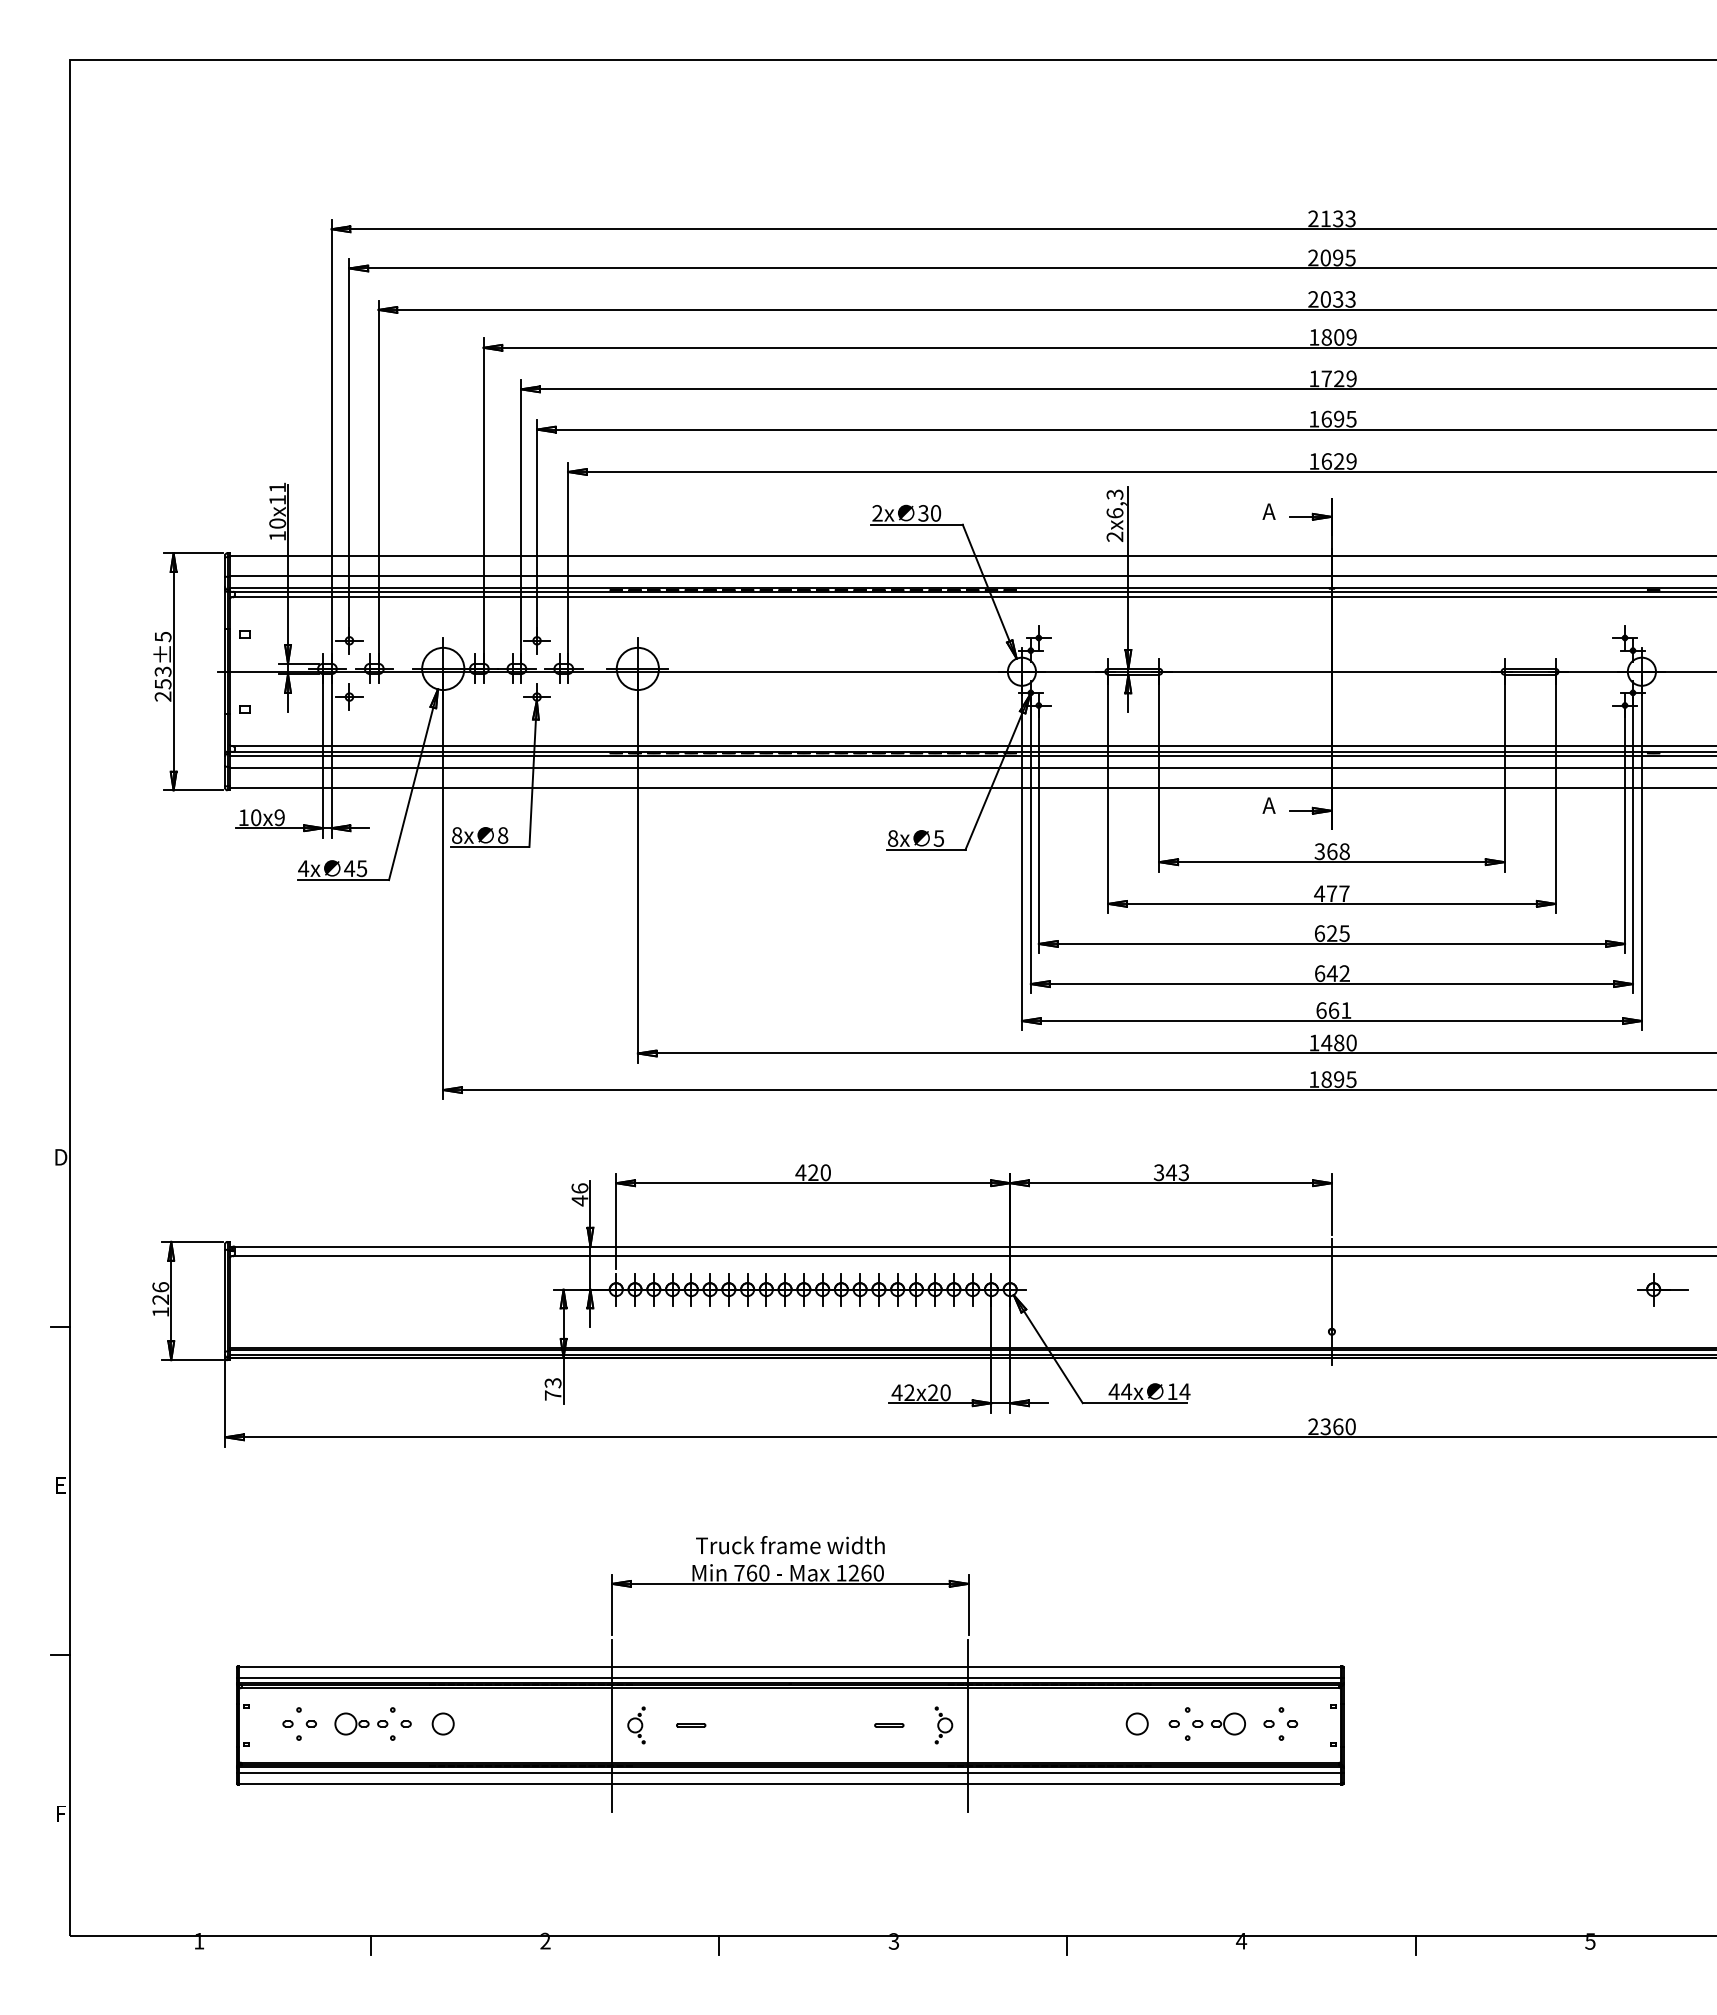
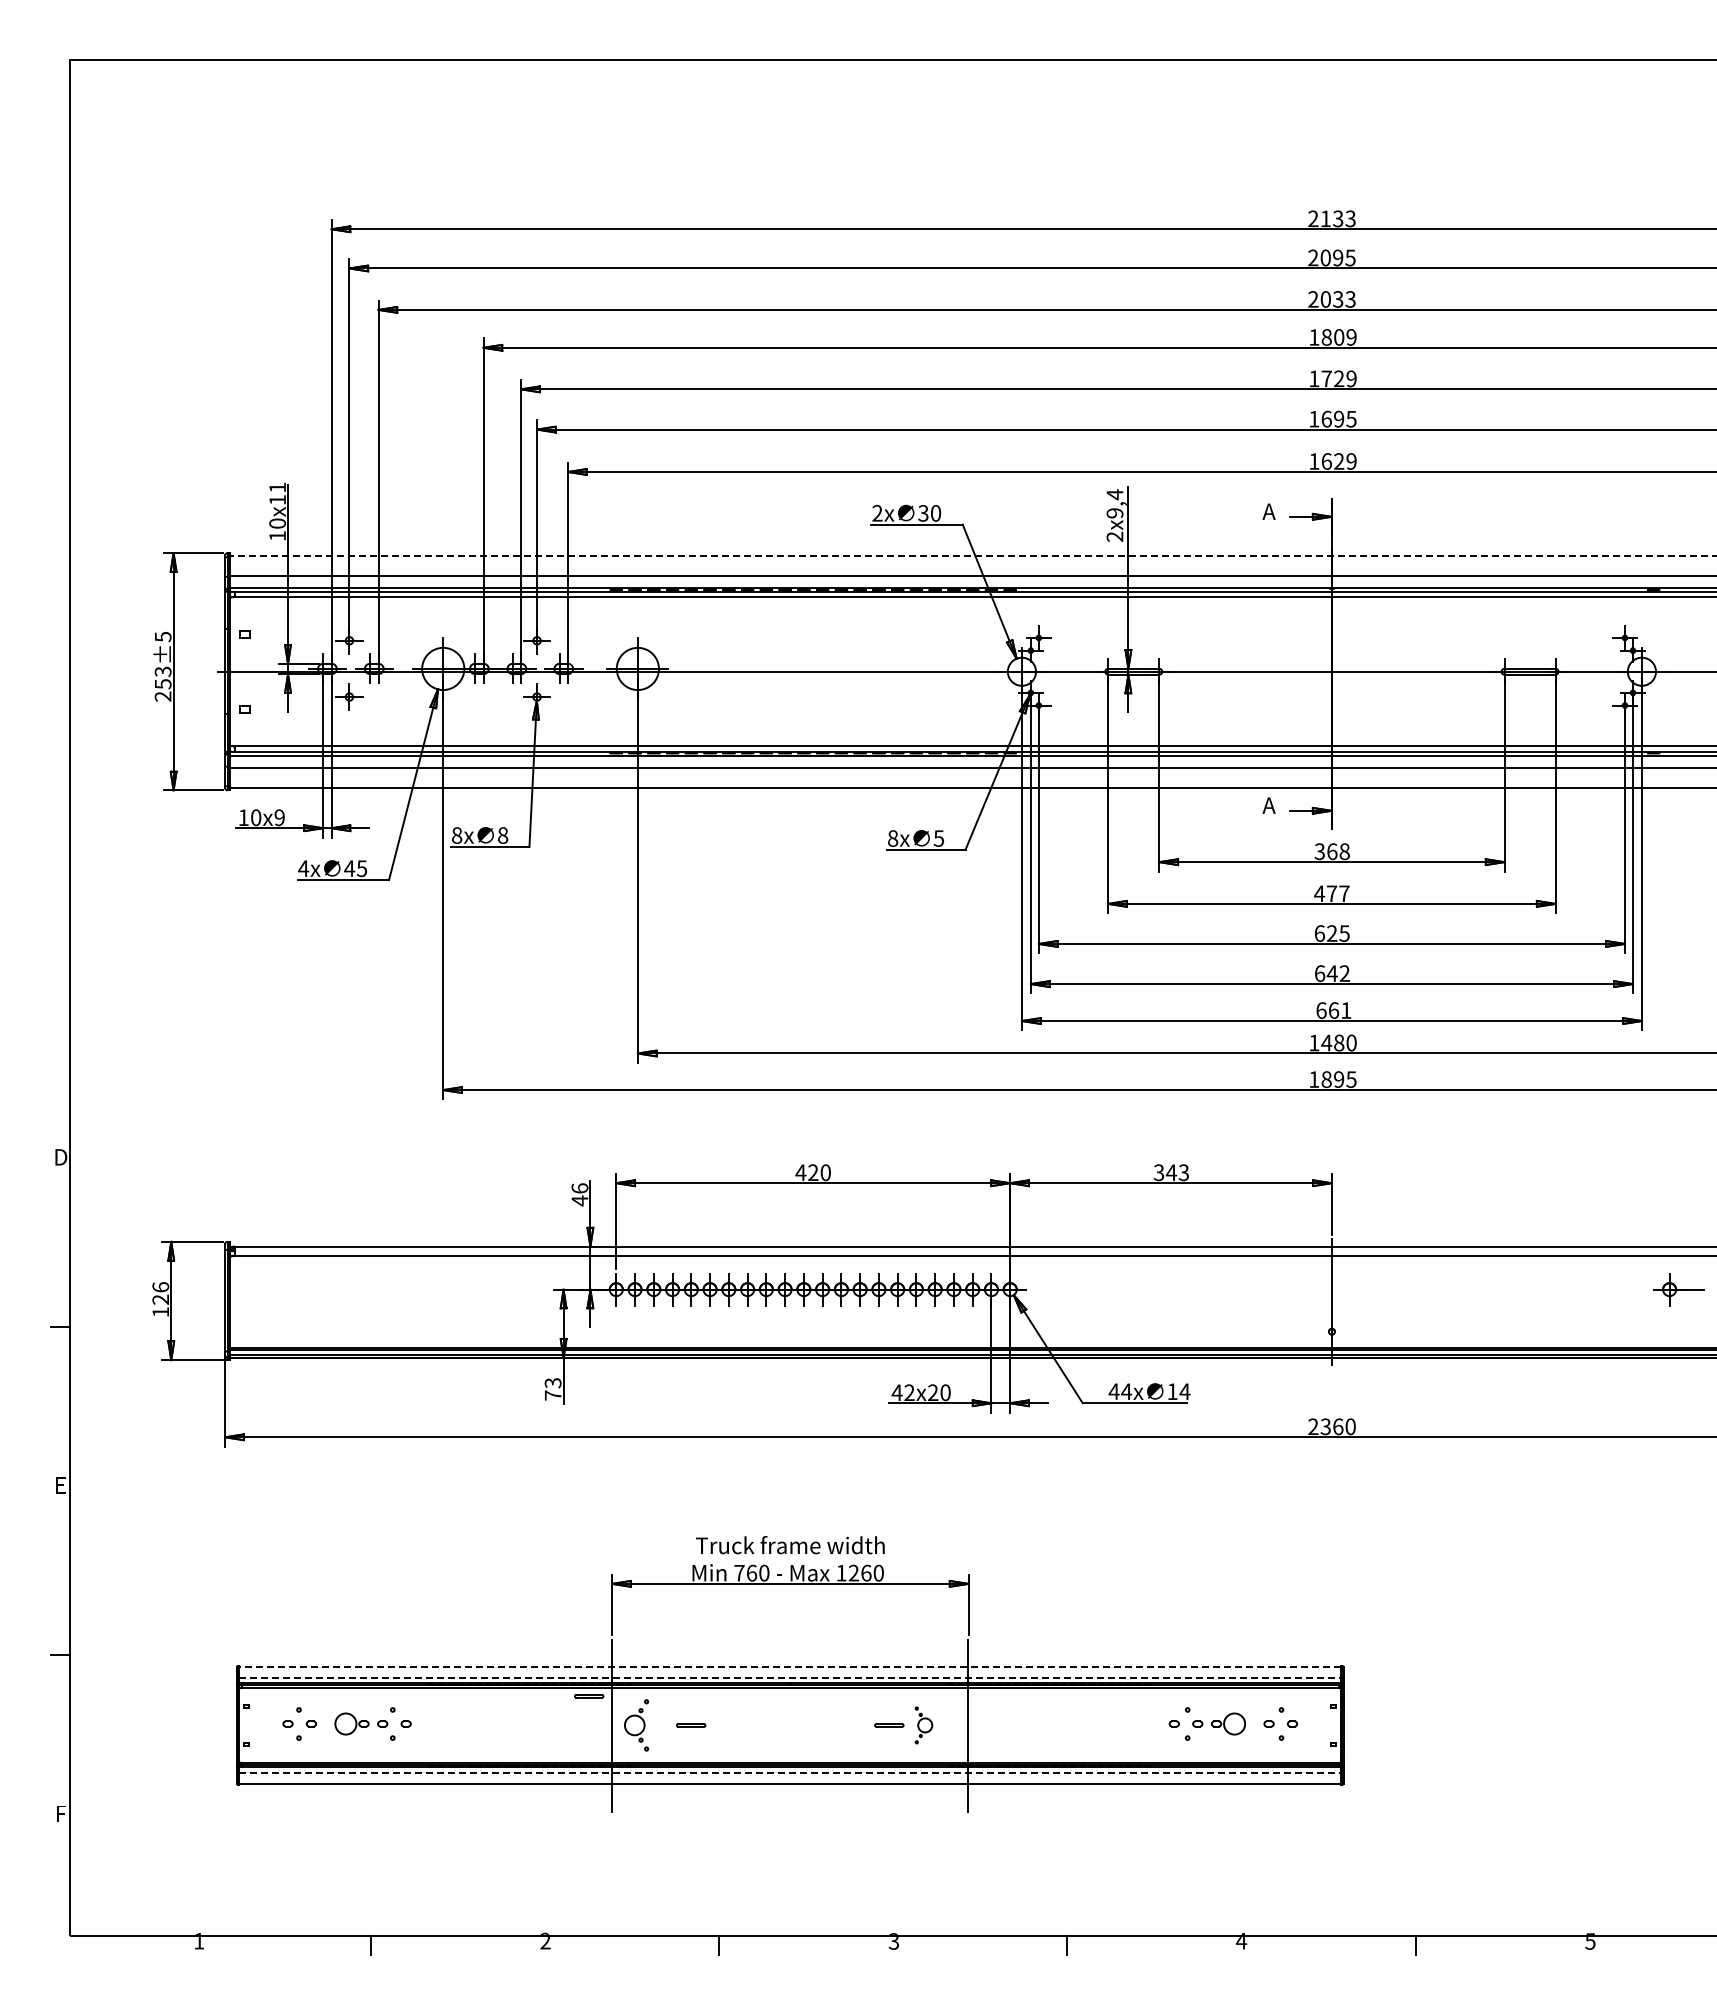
text: 2x6,3 -> 2x9,4 (1114, 503)
line: solid -> dashed (972, 555)
part position: (1662, 1289) -> (1678, 1289) (1678, 1289)
line: solid -> dashed (789, 1667)
line: solid -> dashed (790, 1677)
line: none -> present (589, 1695)
circle: present -> none (442, 1723)
circle: present -> none (1136, 1723)
part size: 19x39 px -> 26x53 px (636, 1725)
part position: (943, 1725) -> (923, 1725) (923, 1725)
line: solid -> dashed (790, 1773)
